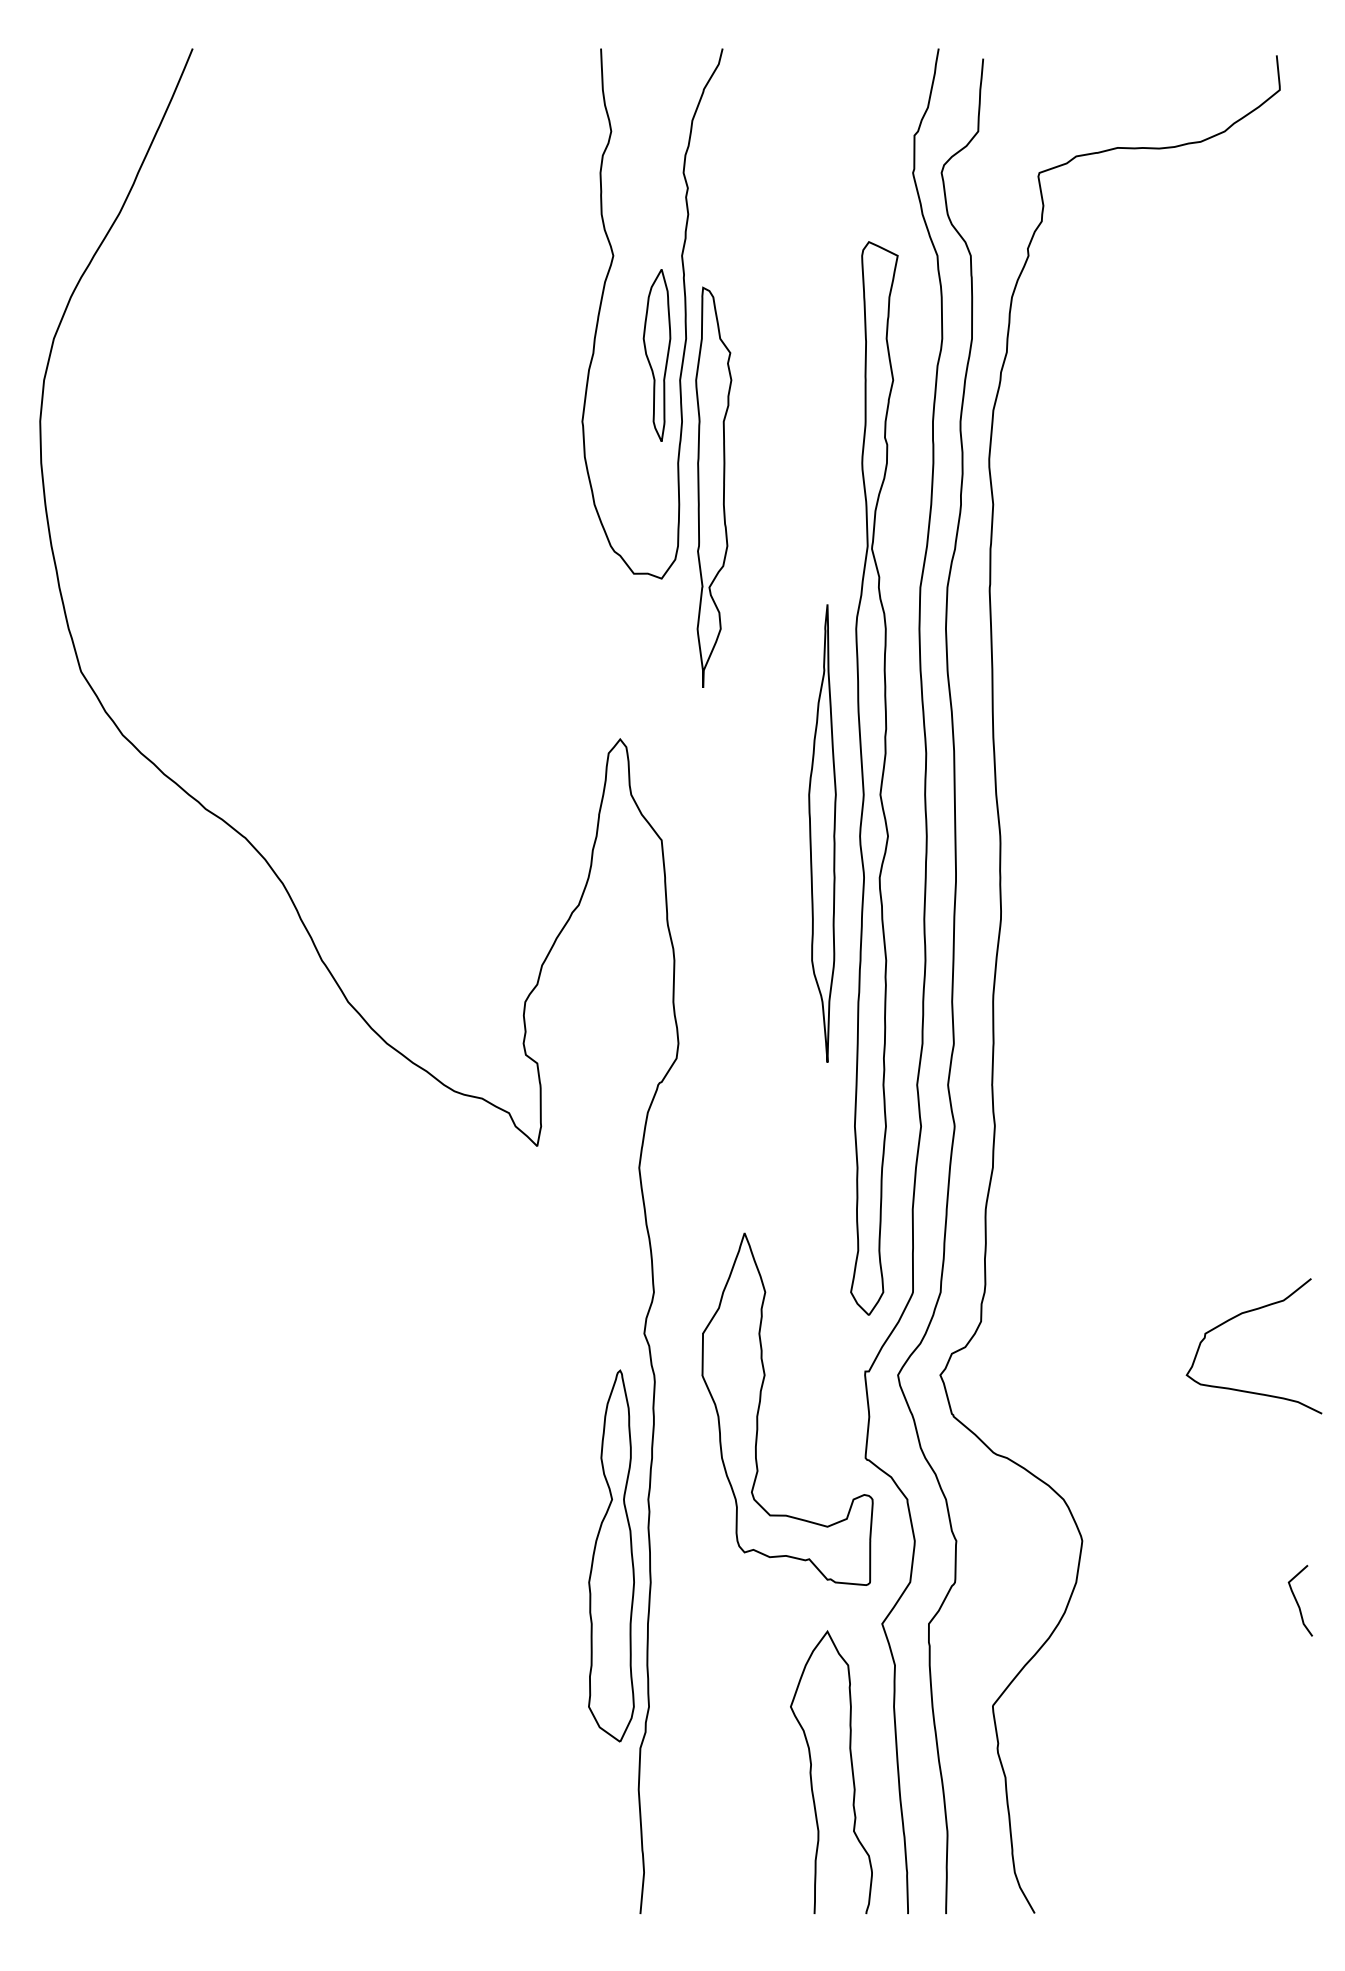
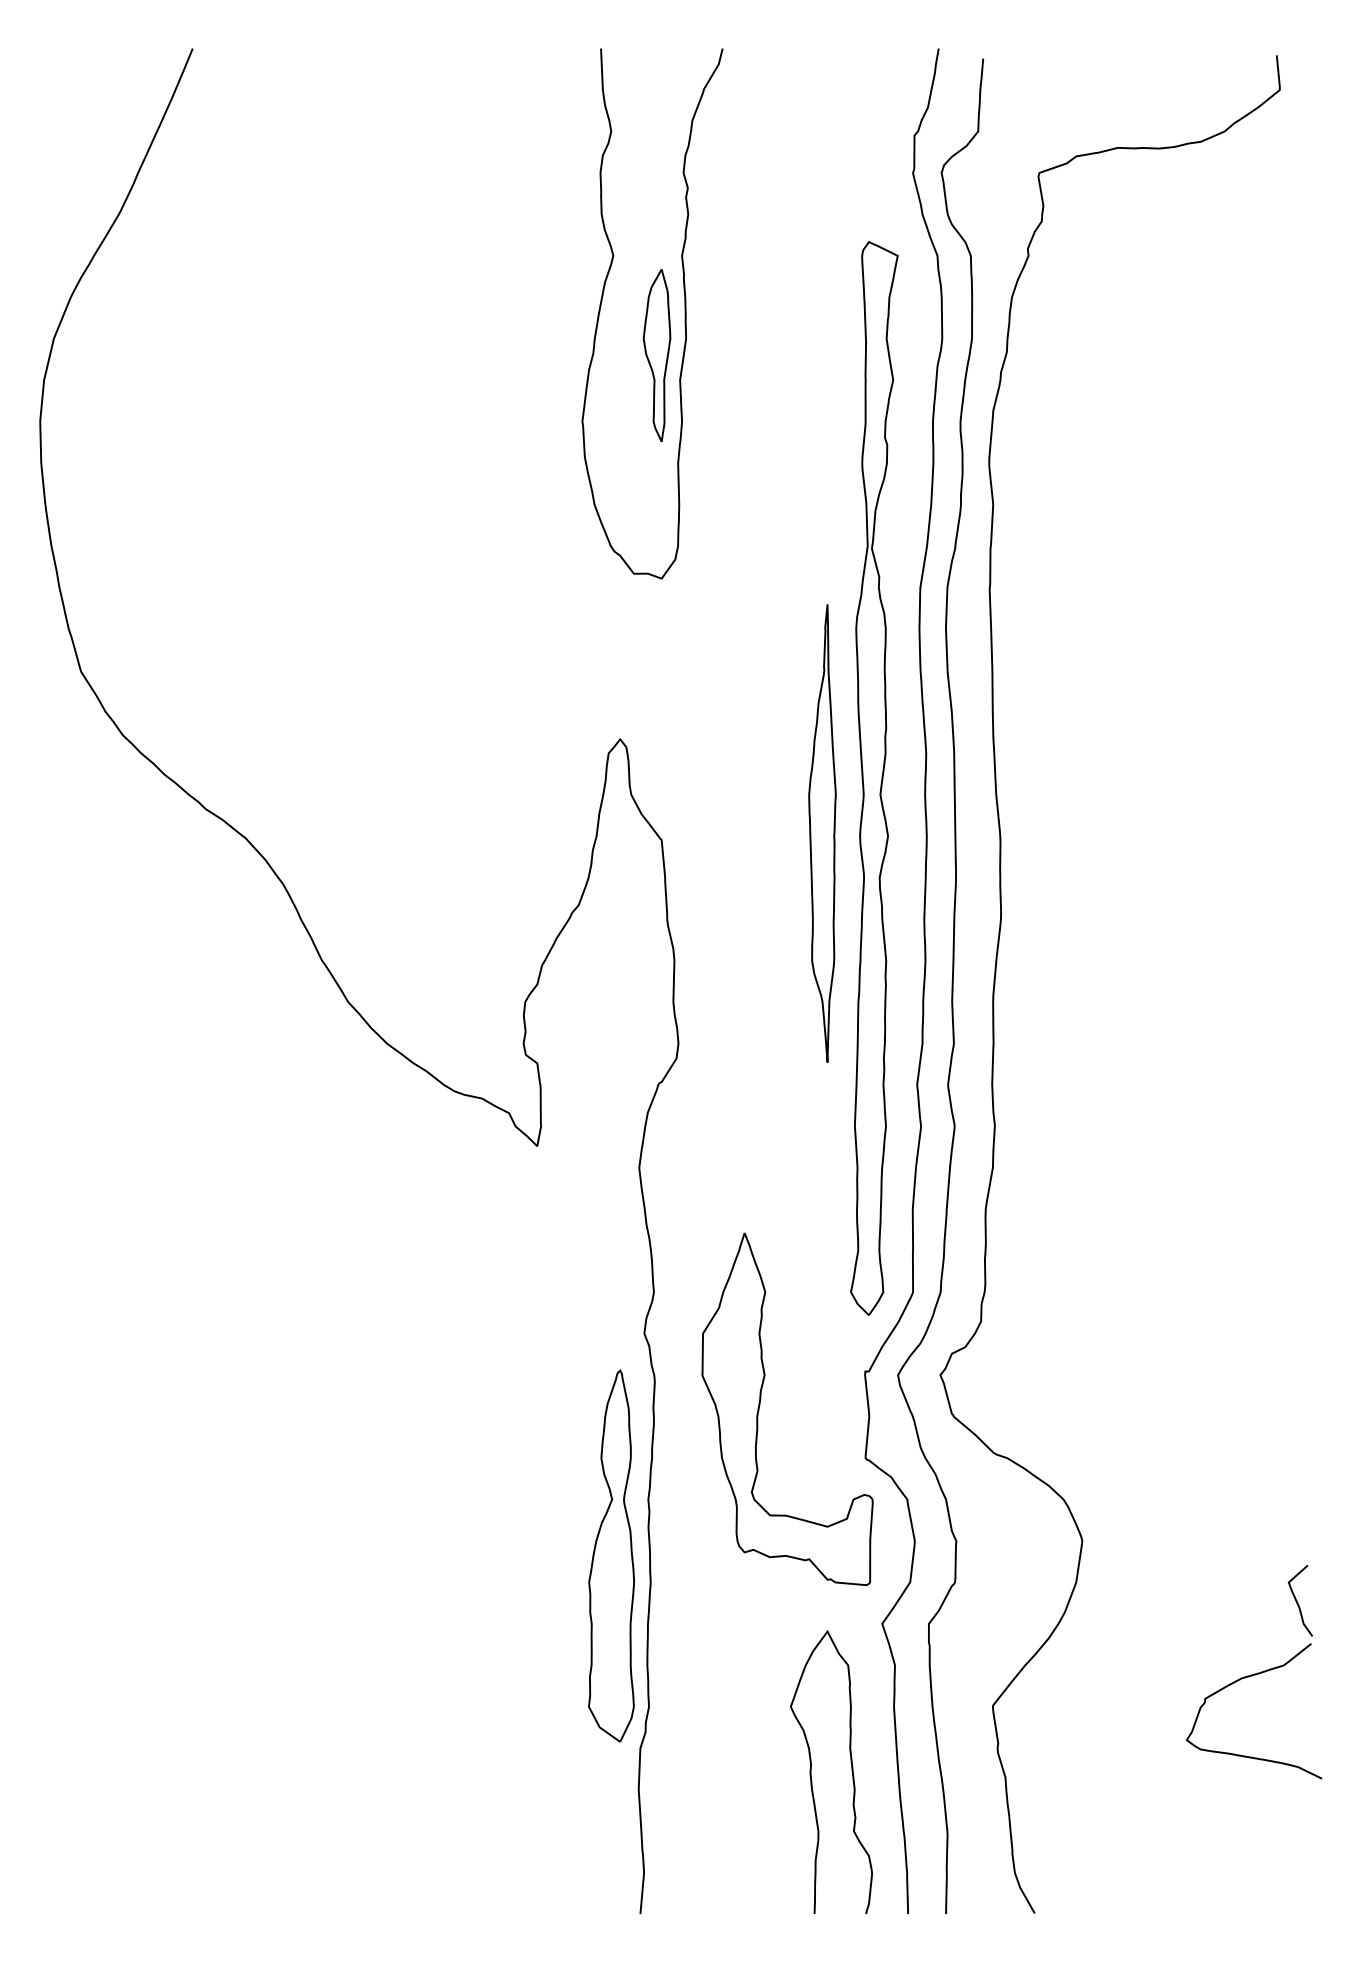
part: present -> none (713, 486)
curve position: (1238, 1316) -> (1238, 1681) (1238, 1681)
